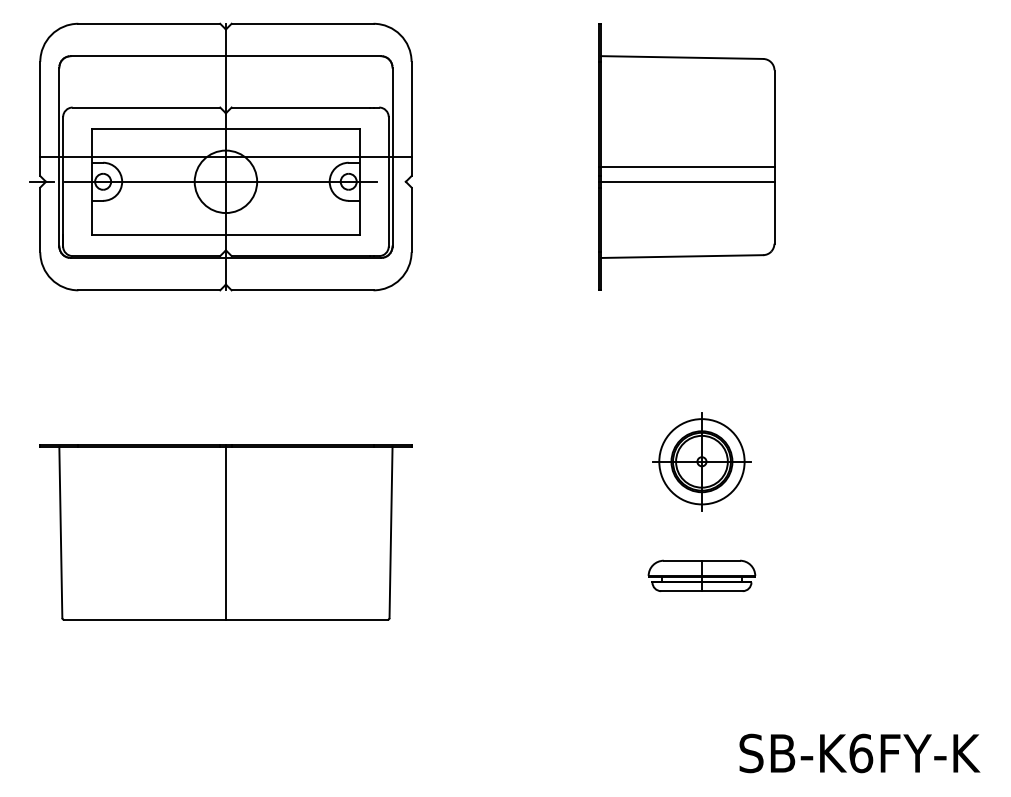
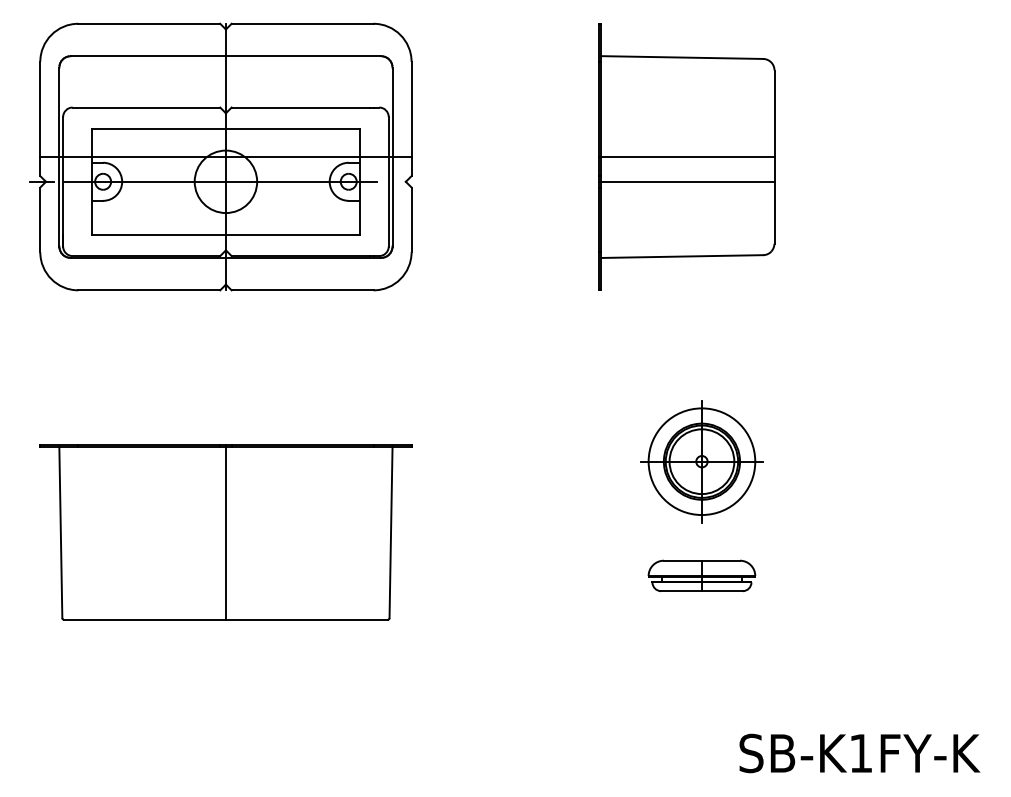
line position: (686, 167) -> (686, 157) (686, 157)
part size: 100x100 px -> 124x124 px (701, 461)
text: SB-K6FY-K -> SB-K1FY-K (861, 753)
